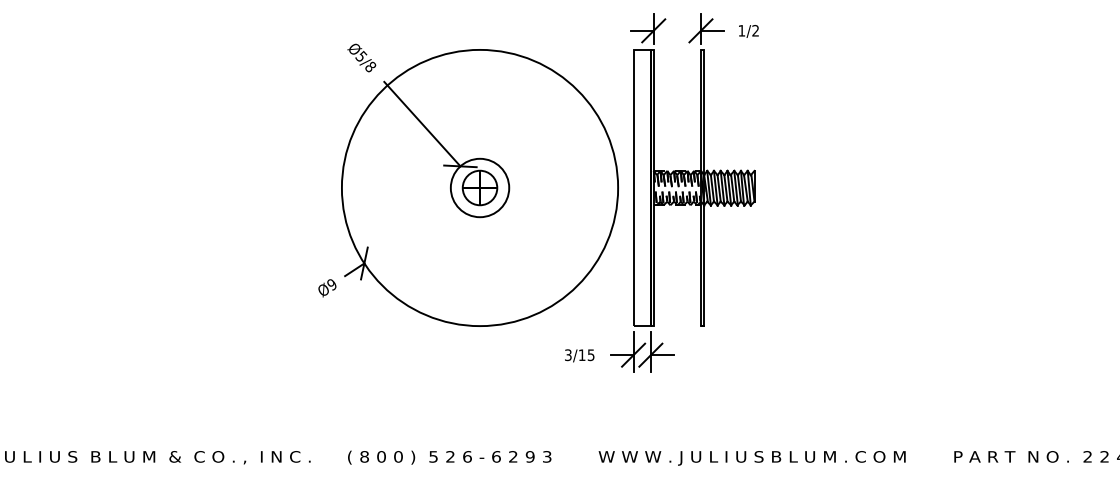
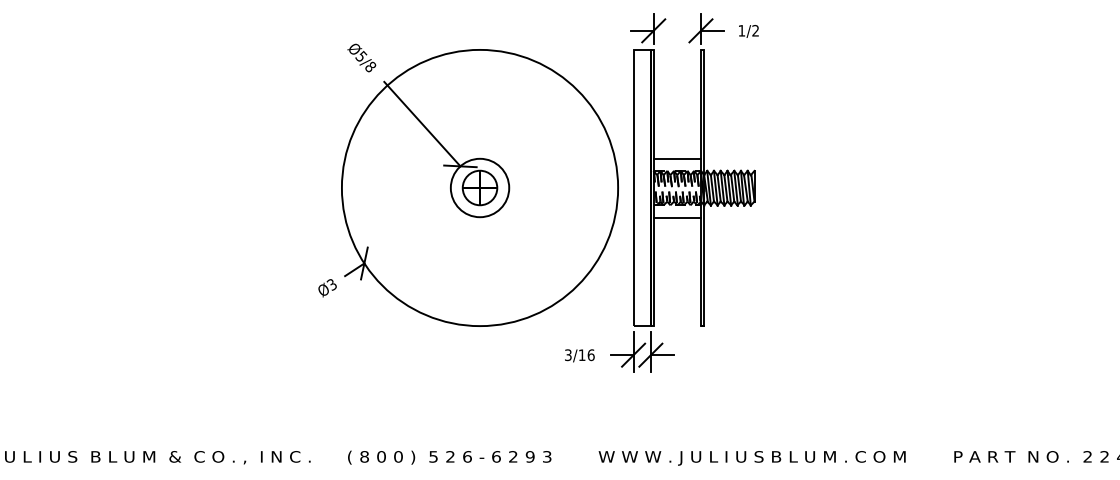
line: none -> present (676, 158)
line: none -> present (676, 217)
text: Ø9 -> Ø3 (331, 284)
text: 3/15 -> 3/16 (590, 355)
